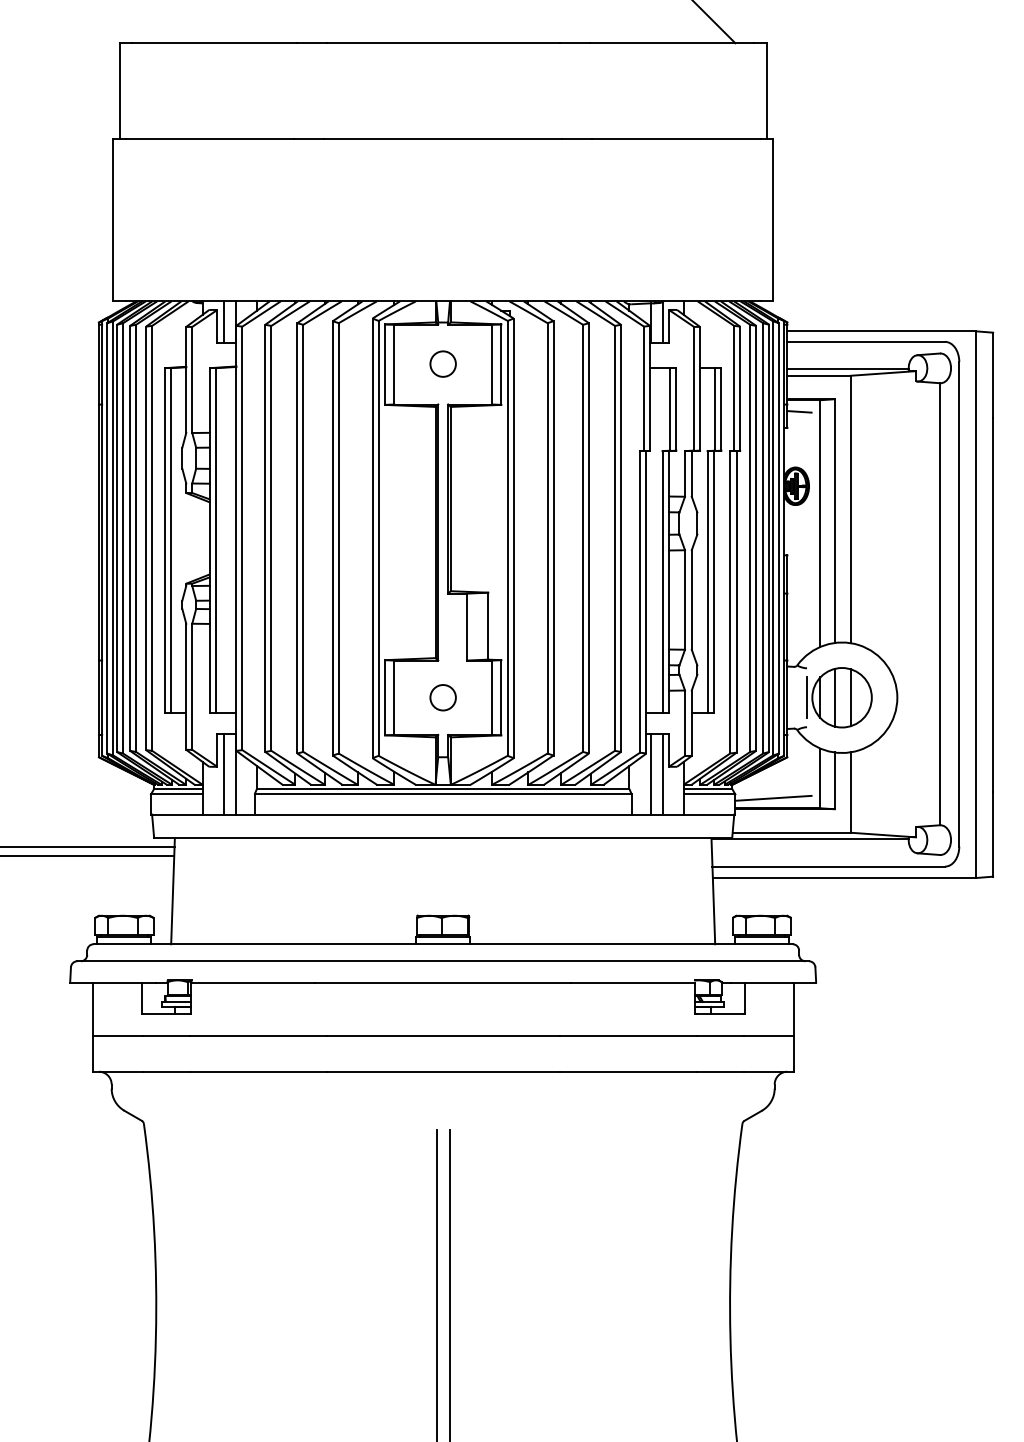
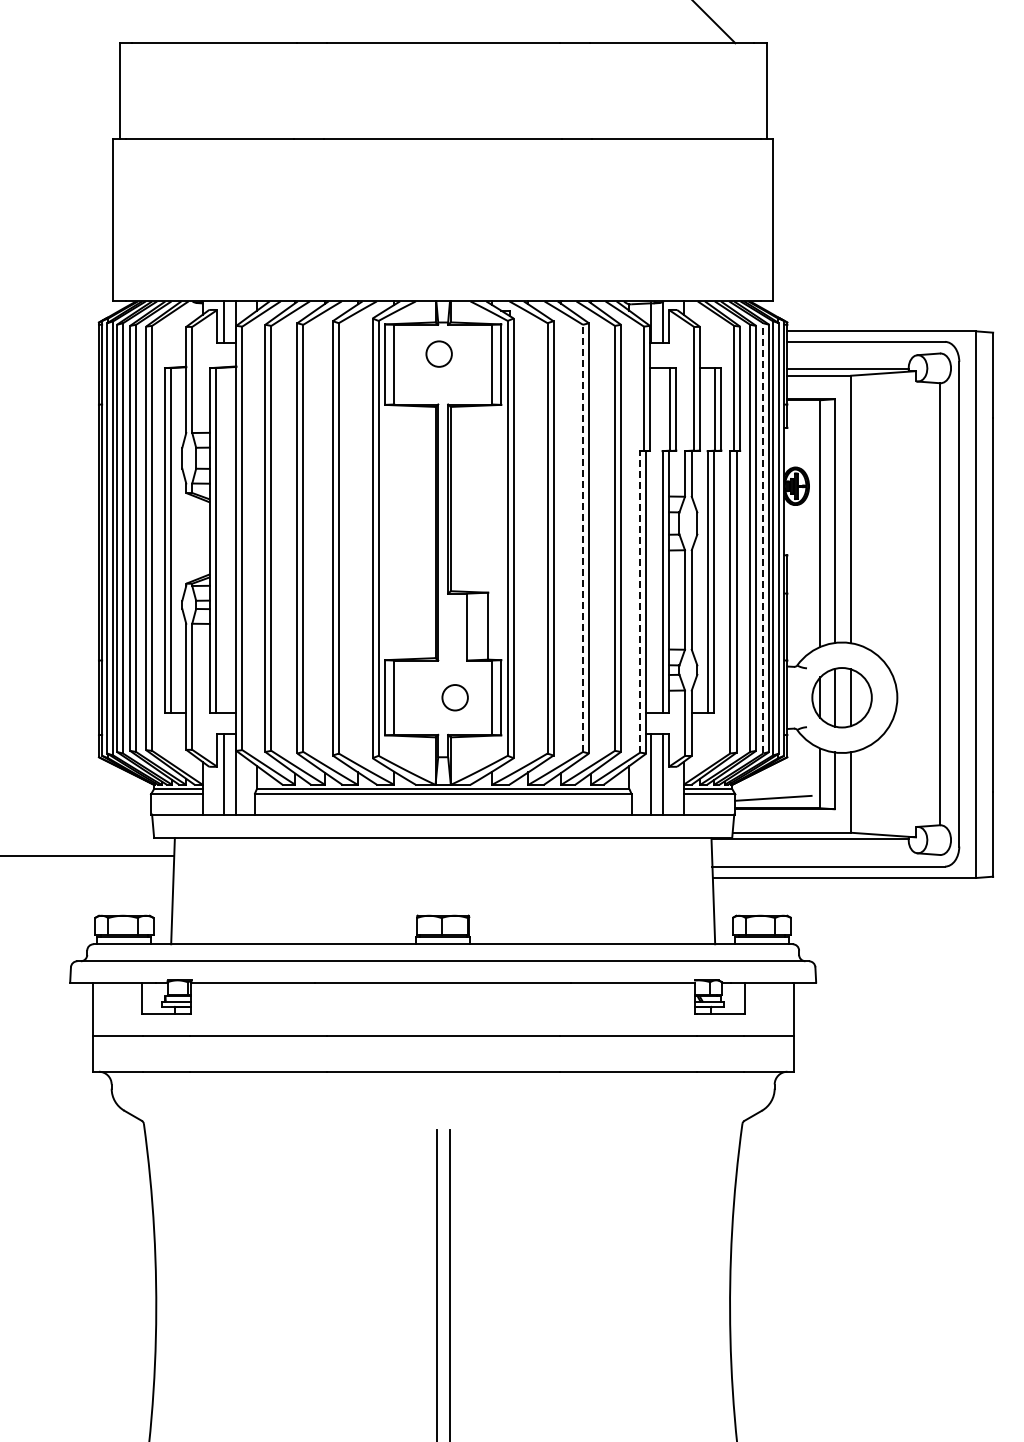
circle position: (442, 363) -> (438, 353) (438, 353)
line: present -> none (799, 411)
line: solid -> dashed (763, 537)
line: solid -> dashed (583, 538)
line: solid -> dashed (640, 601)
circle position: (442, 697) -> (454, 697) (454, 697)
line: present -> none (807, 697)
line: present -> none (88, 847)
